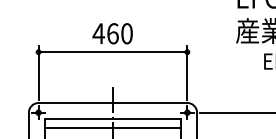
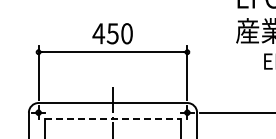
text: 460 -> 450 (112, 33)
line: solid -> dashed (113, 118)
line: present -> none (112, 128)
